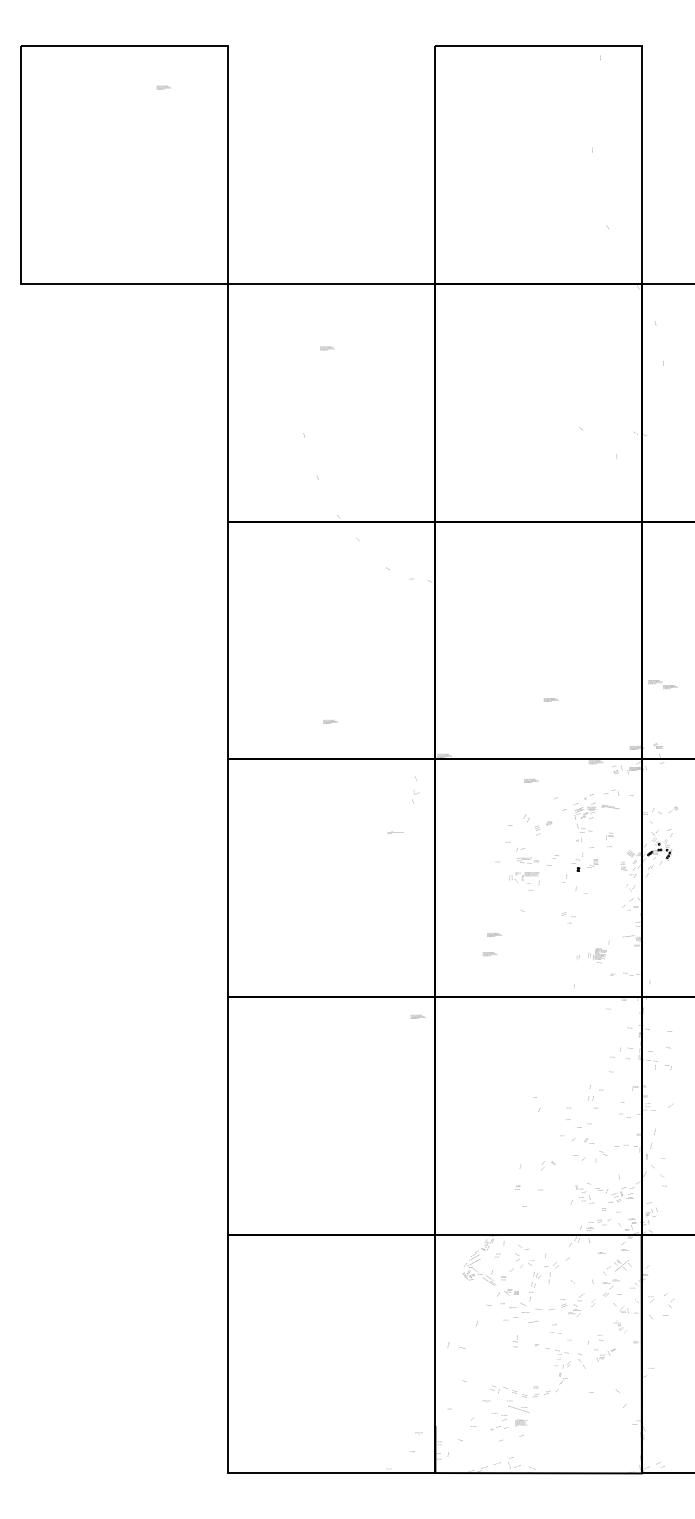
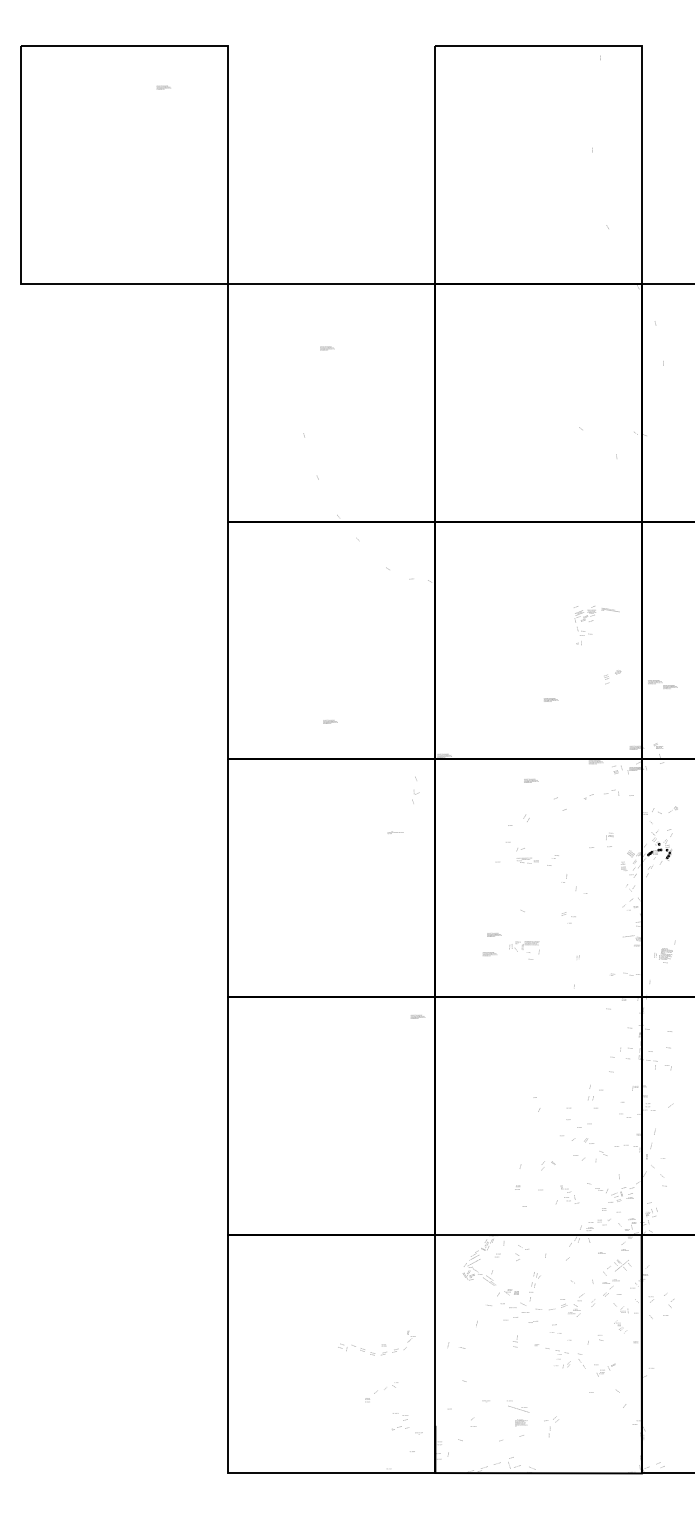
text position: (596, 822) -> (596, 625) (596, 625)
text position: (543, 827) -> (612, 676) (612, 676)
part: present -> none (585, 862)
text position: (524, 881) -> (524, 950) (524, 950)
text position: (598, 951) -> (664, 951) (664, 951)
text position: (582, 1194) -> (567, 1194) (567, 1194)
text position: (517, 1269) -> (381, 1391) (381, 1391)
text position: (551, 1272) -> (551, 1426) (551, 1426)
text position: (604, 1355) -> (604, 1370) (604, 1370)
text position: (528, 1385) -> (376, 1343) (376, 1343)
text position: (499, 1421) -> (400, 1421) (400, 1421)
